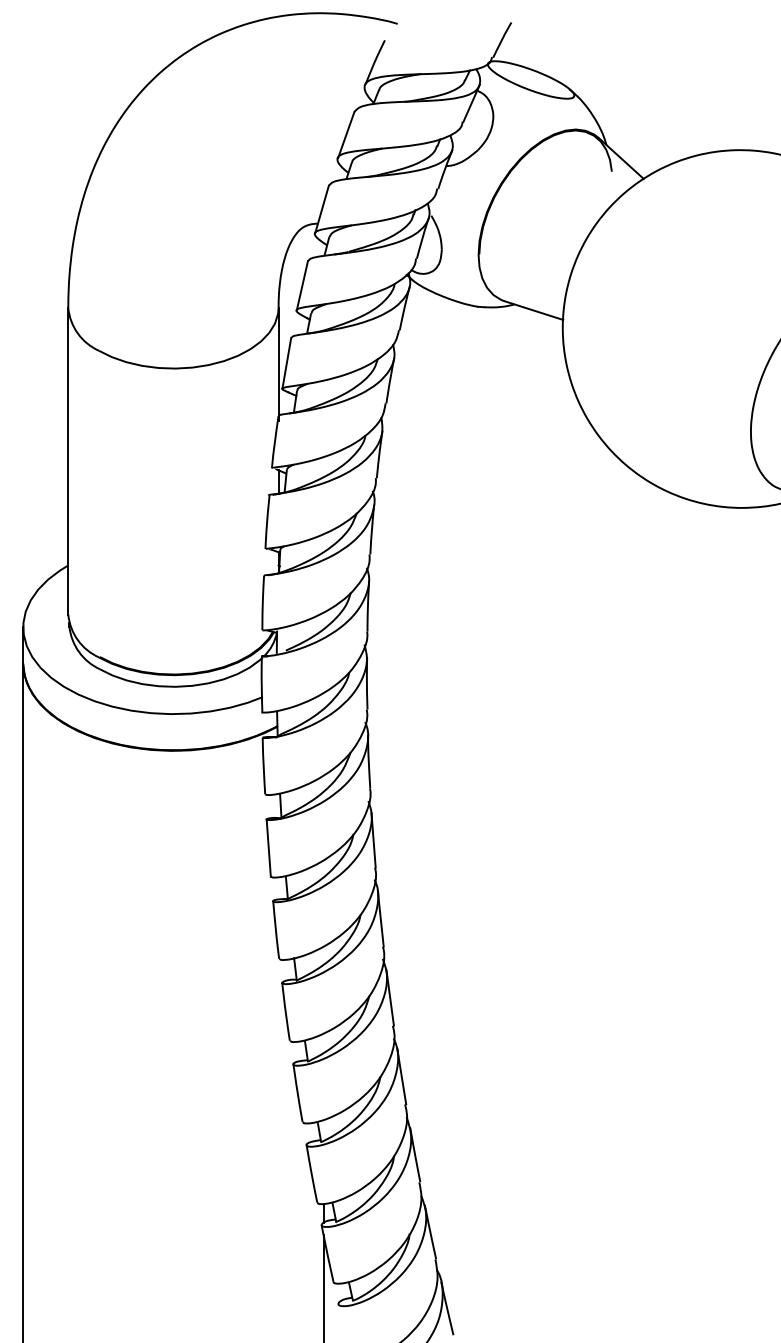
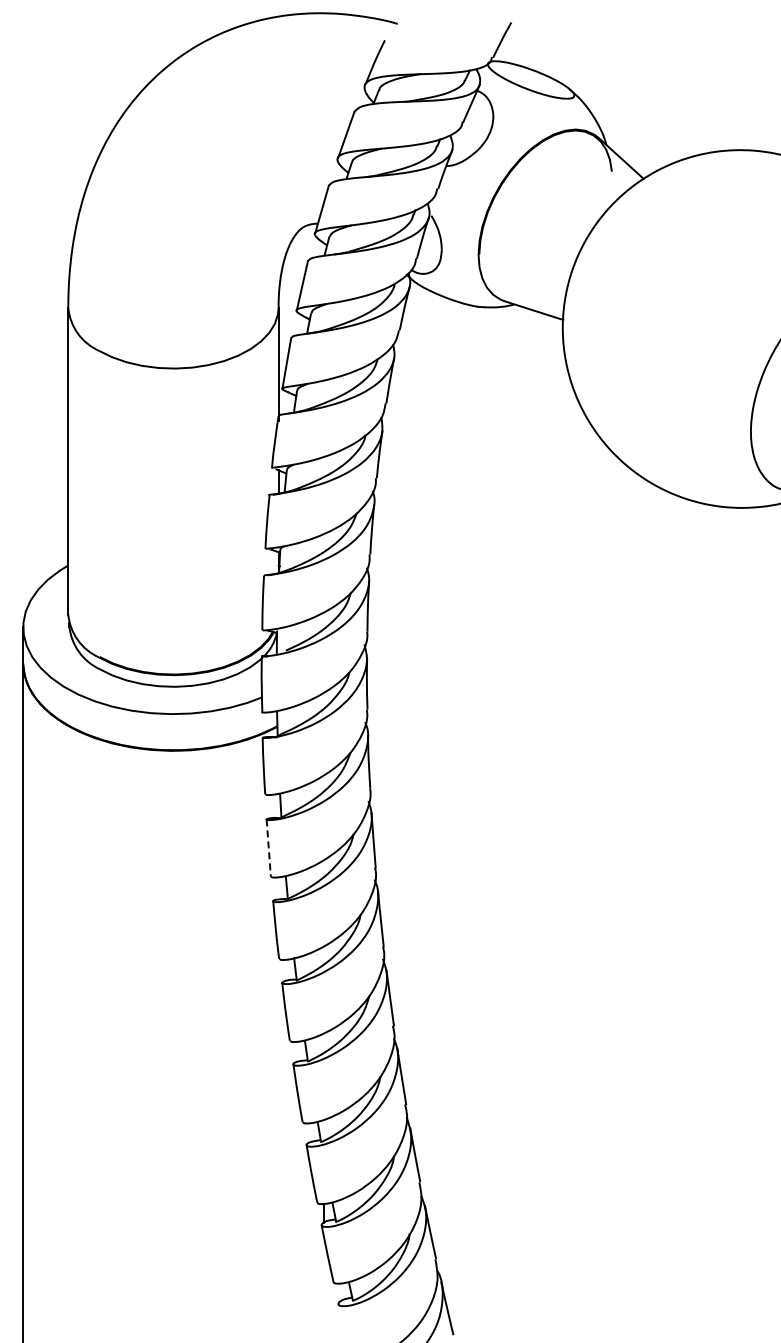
line: solid -> dashed (268, 848)
line: present -> none (323, 1287)
